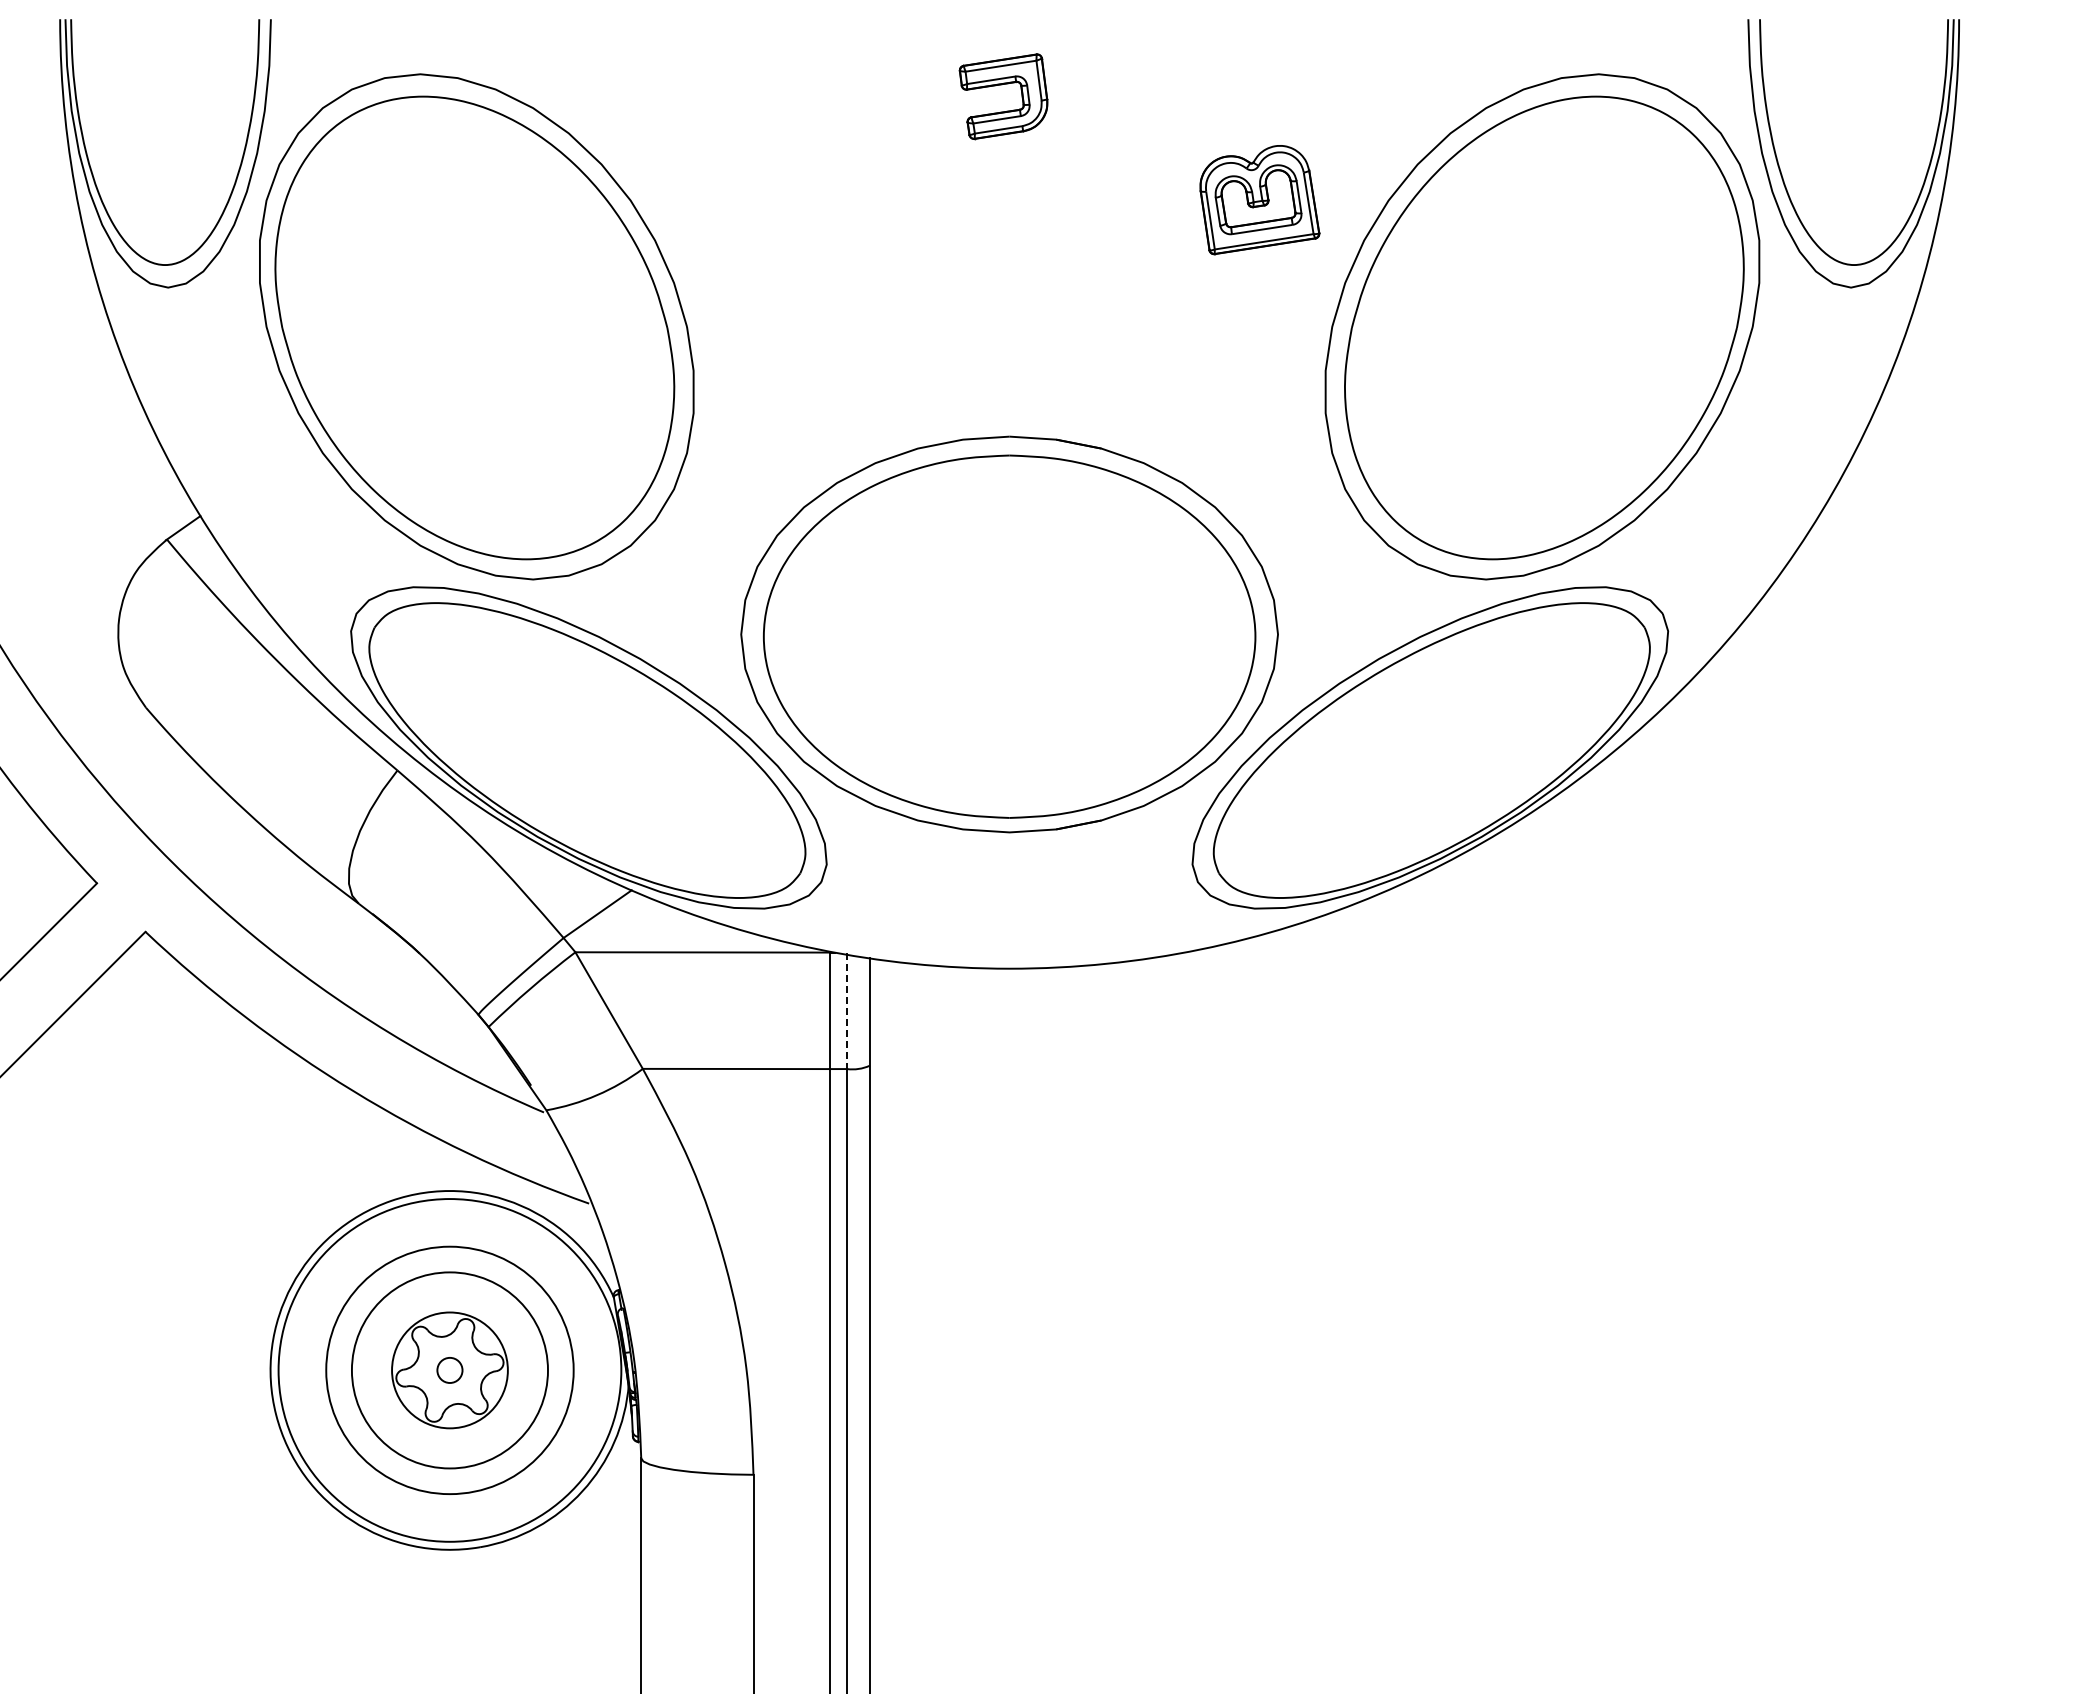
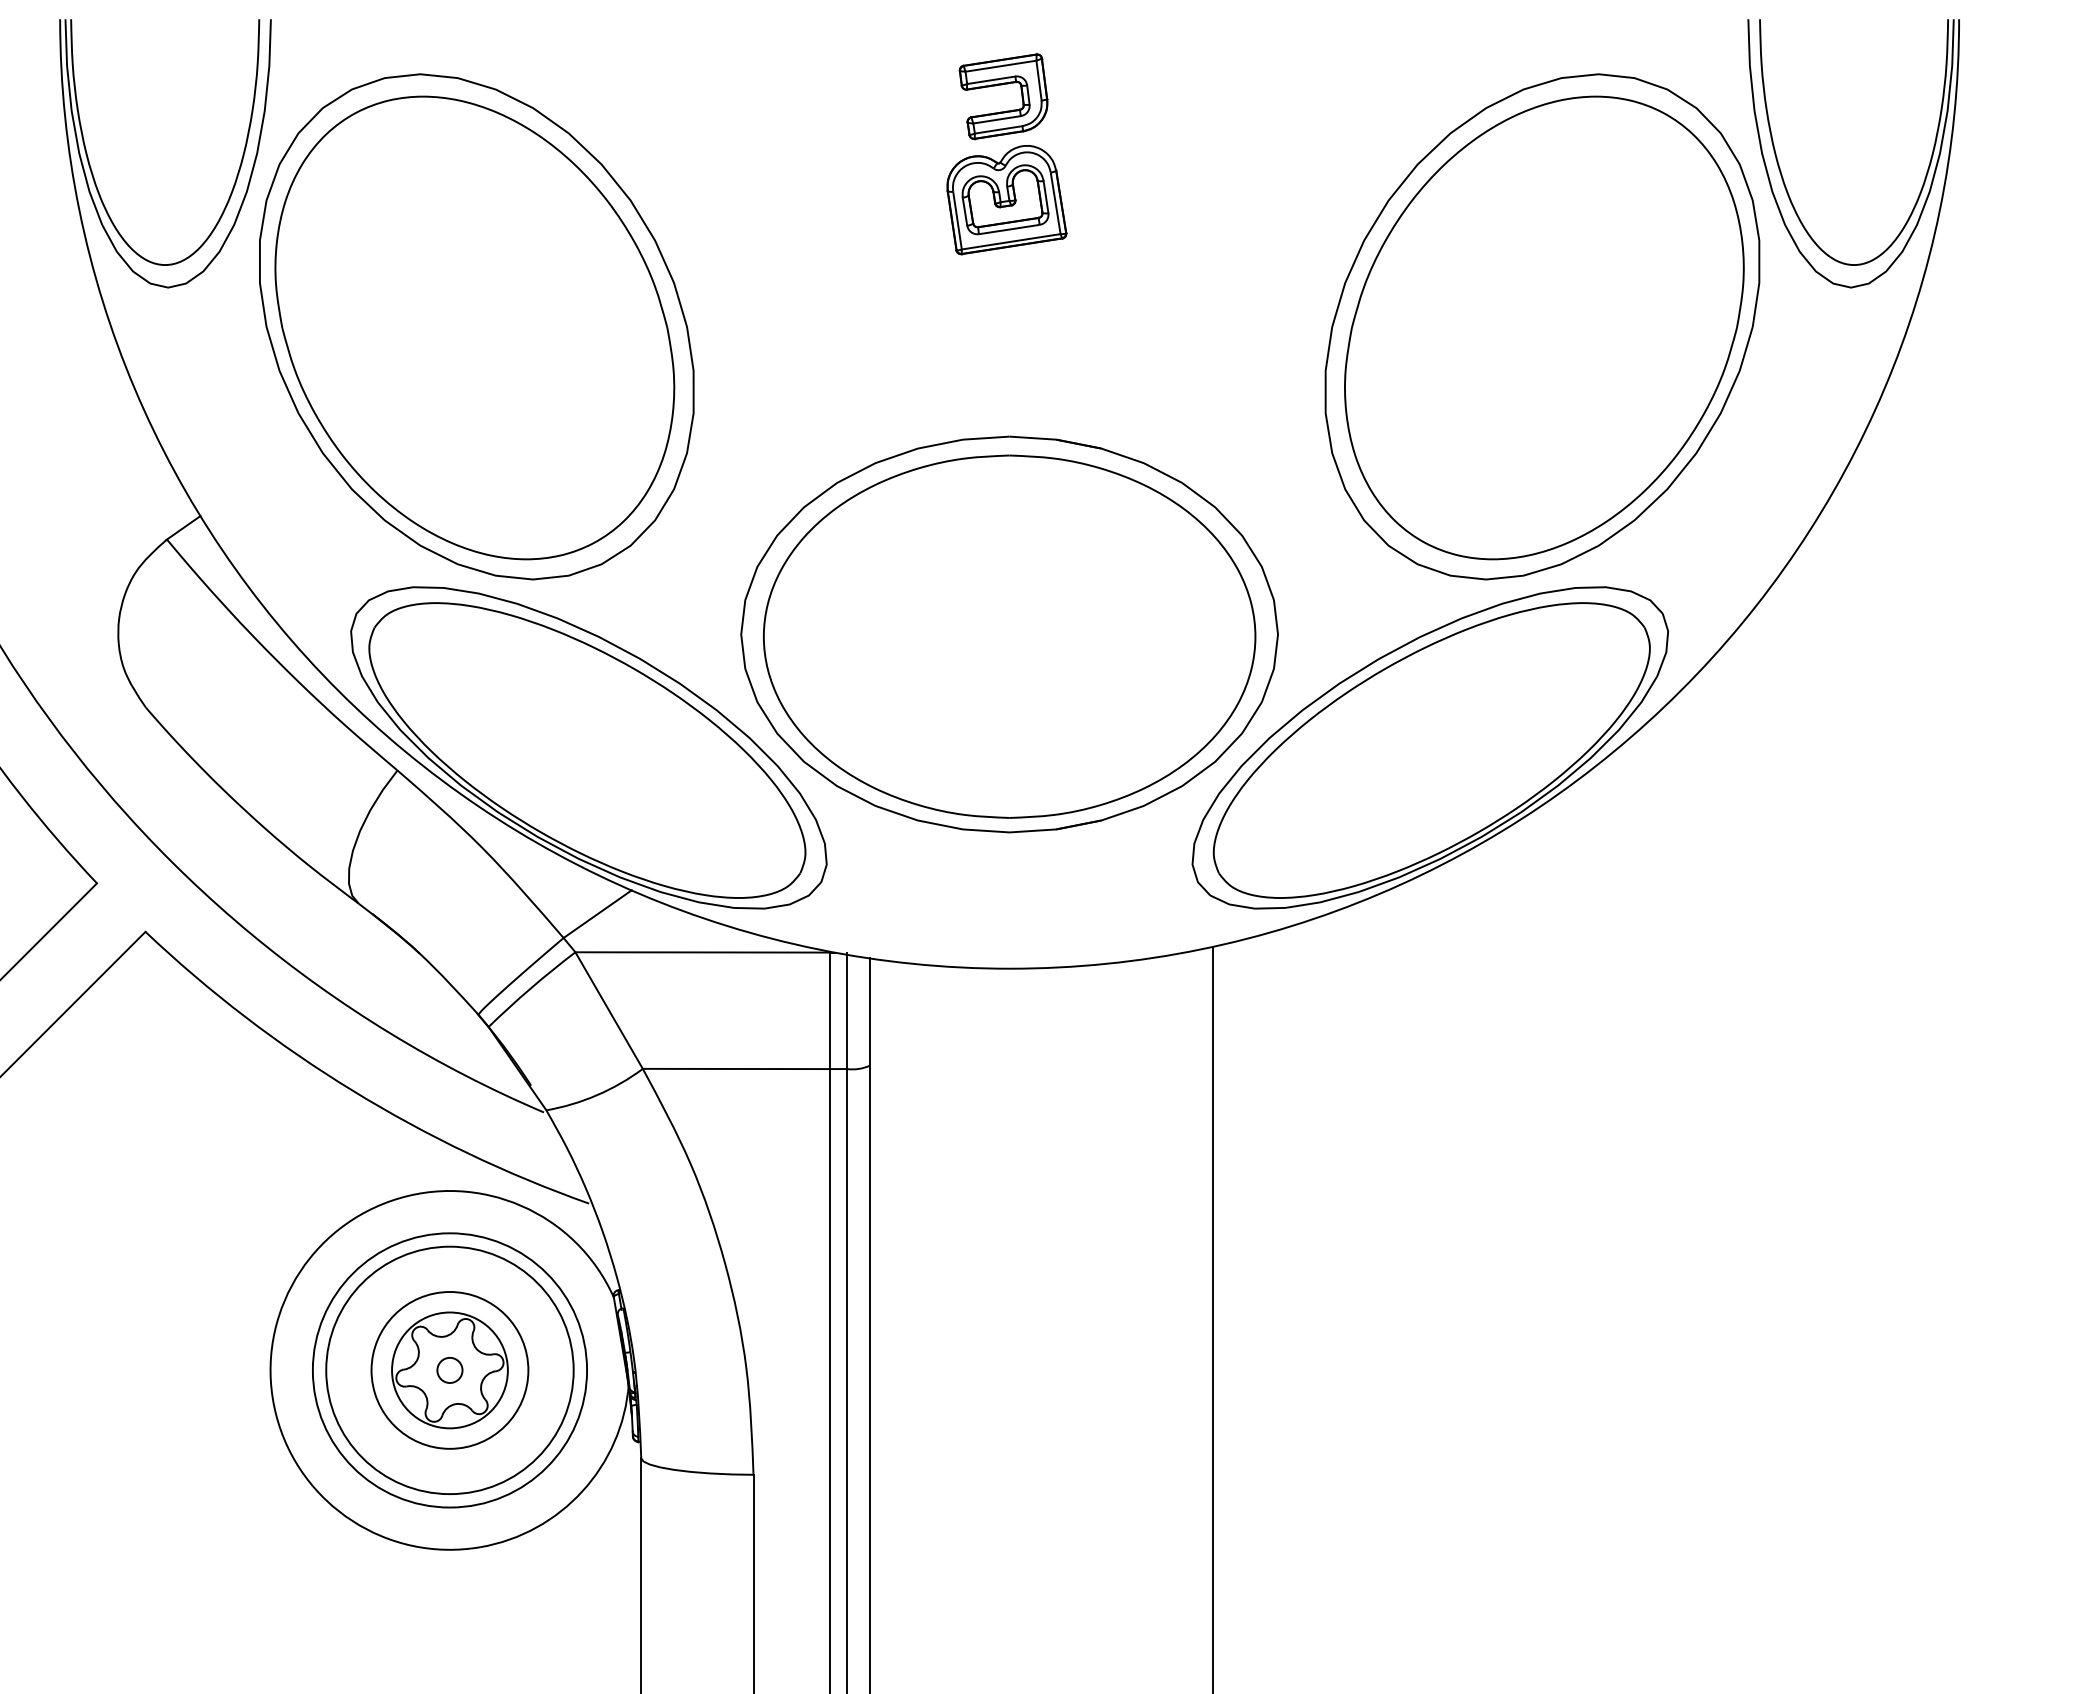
part position: (1259, 200) -> (1006, 200) (1006, 200)
line: dashed -> solid (847, 1011)
line: none -> present (1212, 1318)
circle diameter: 196 px -> 157 px (449, 1370)
circle diameter: 343 px -> 274 px (449, 1370)
